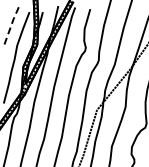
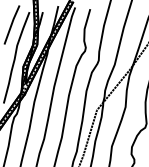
line: dashed -> solid (11, 24)
